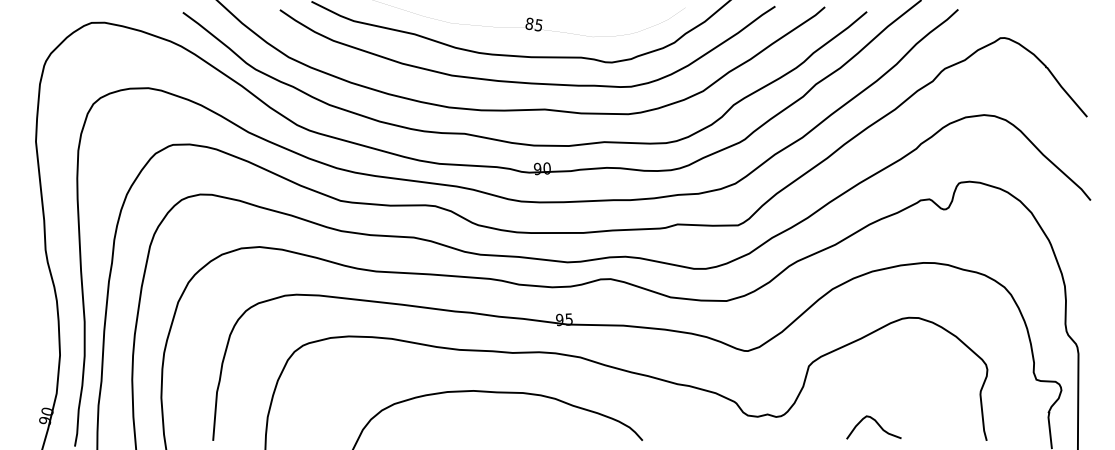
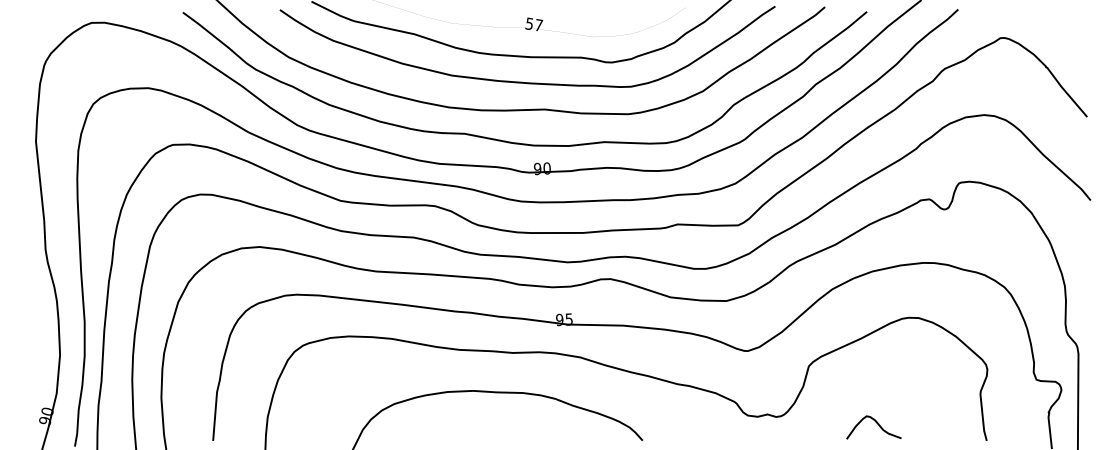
text: 85 -> 57 (534, 24)
